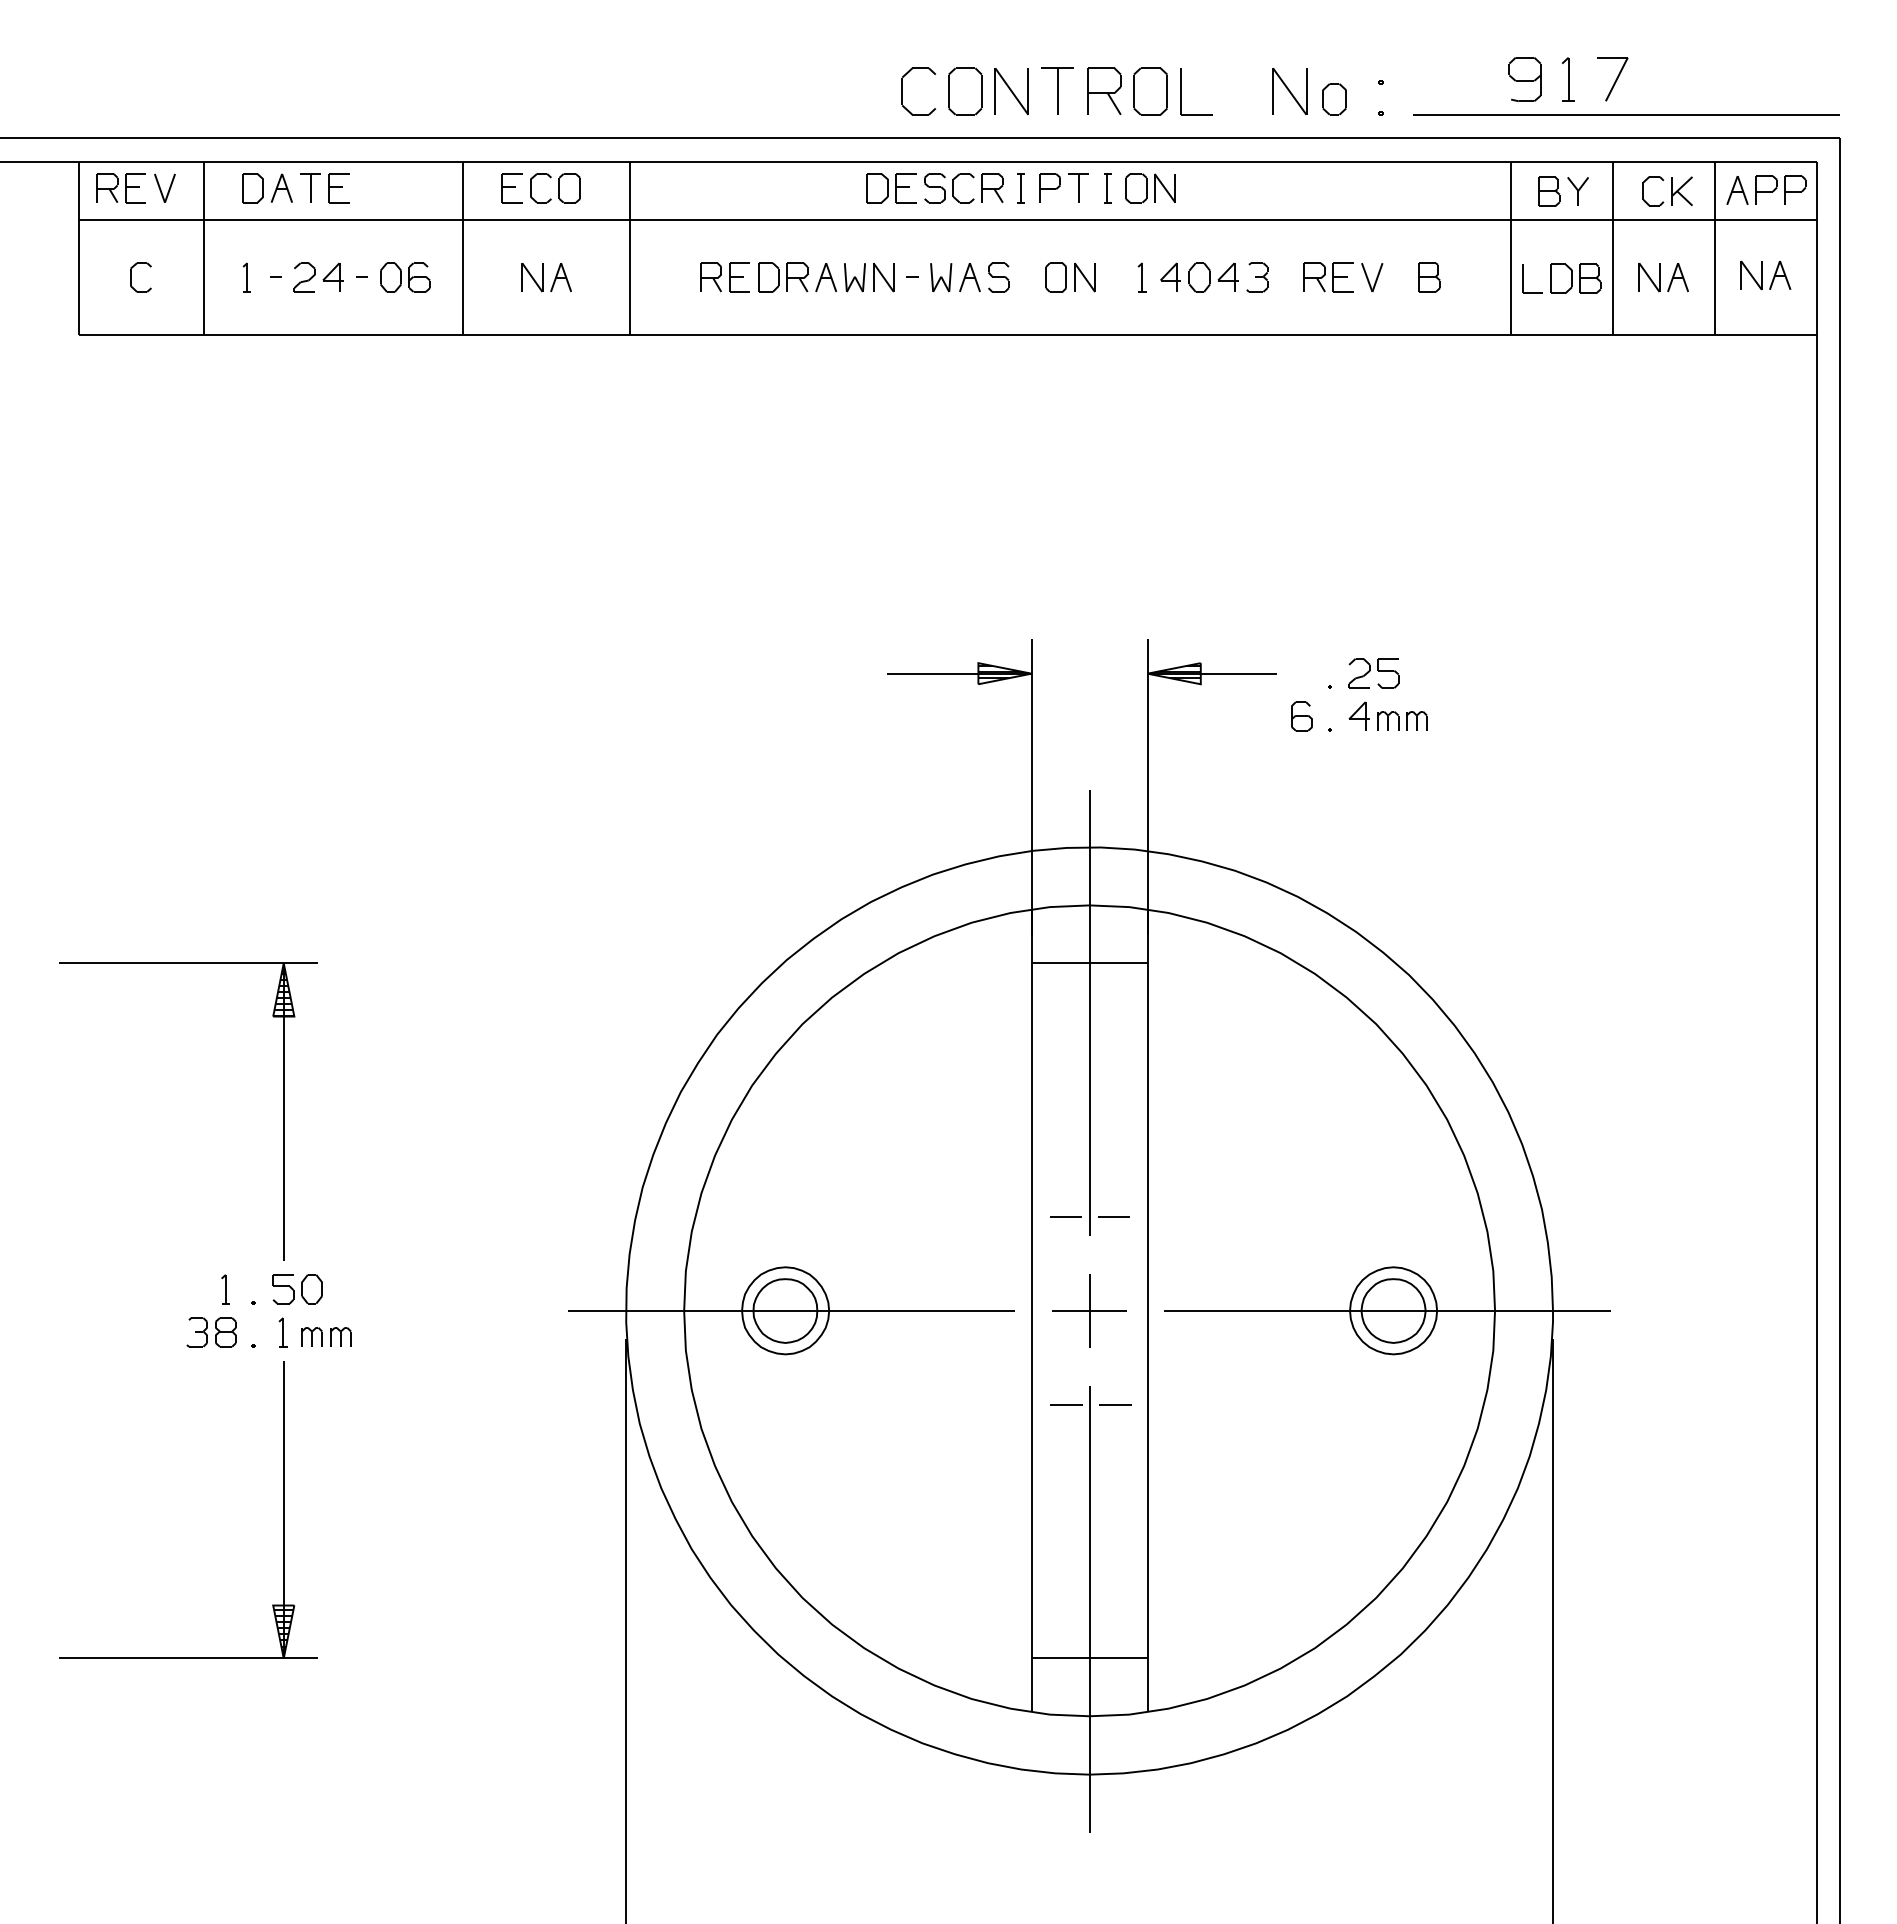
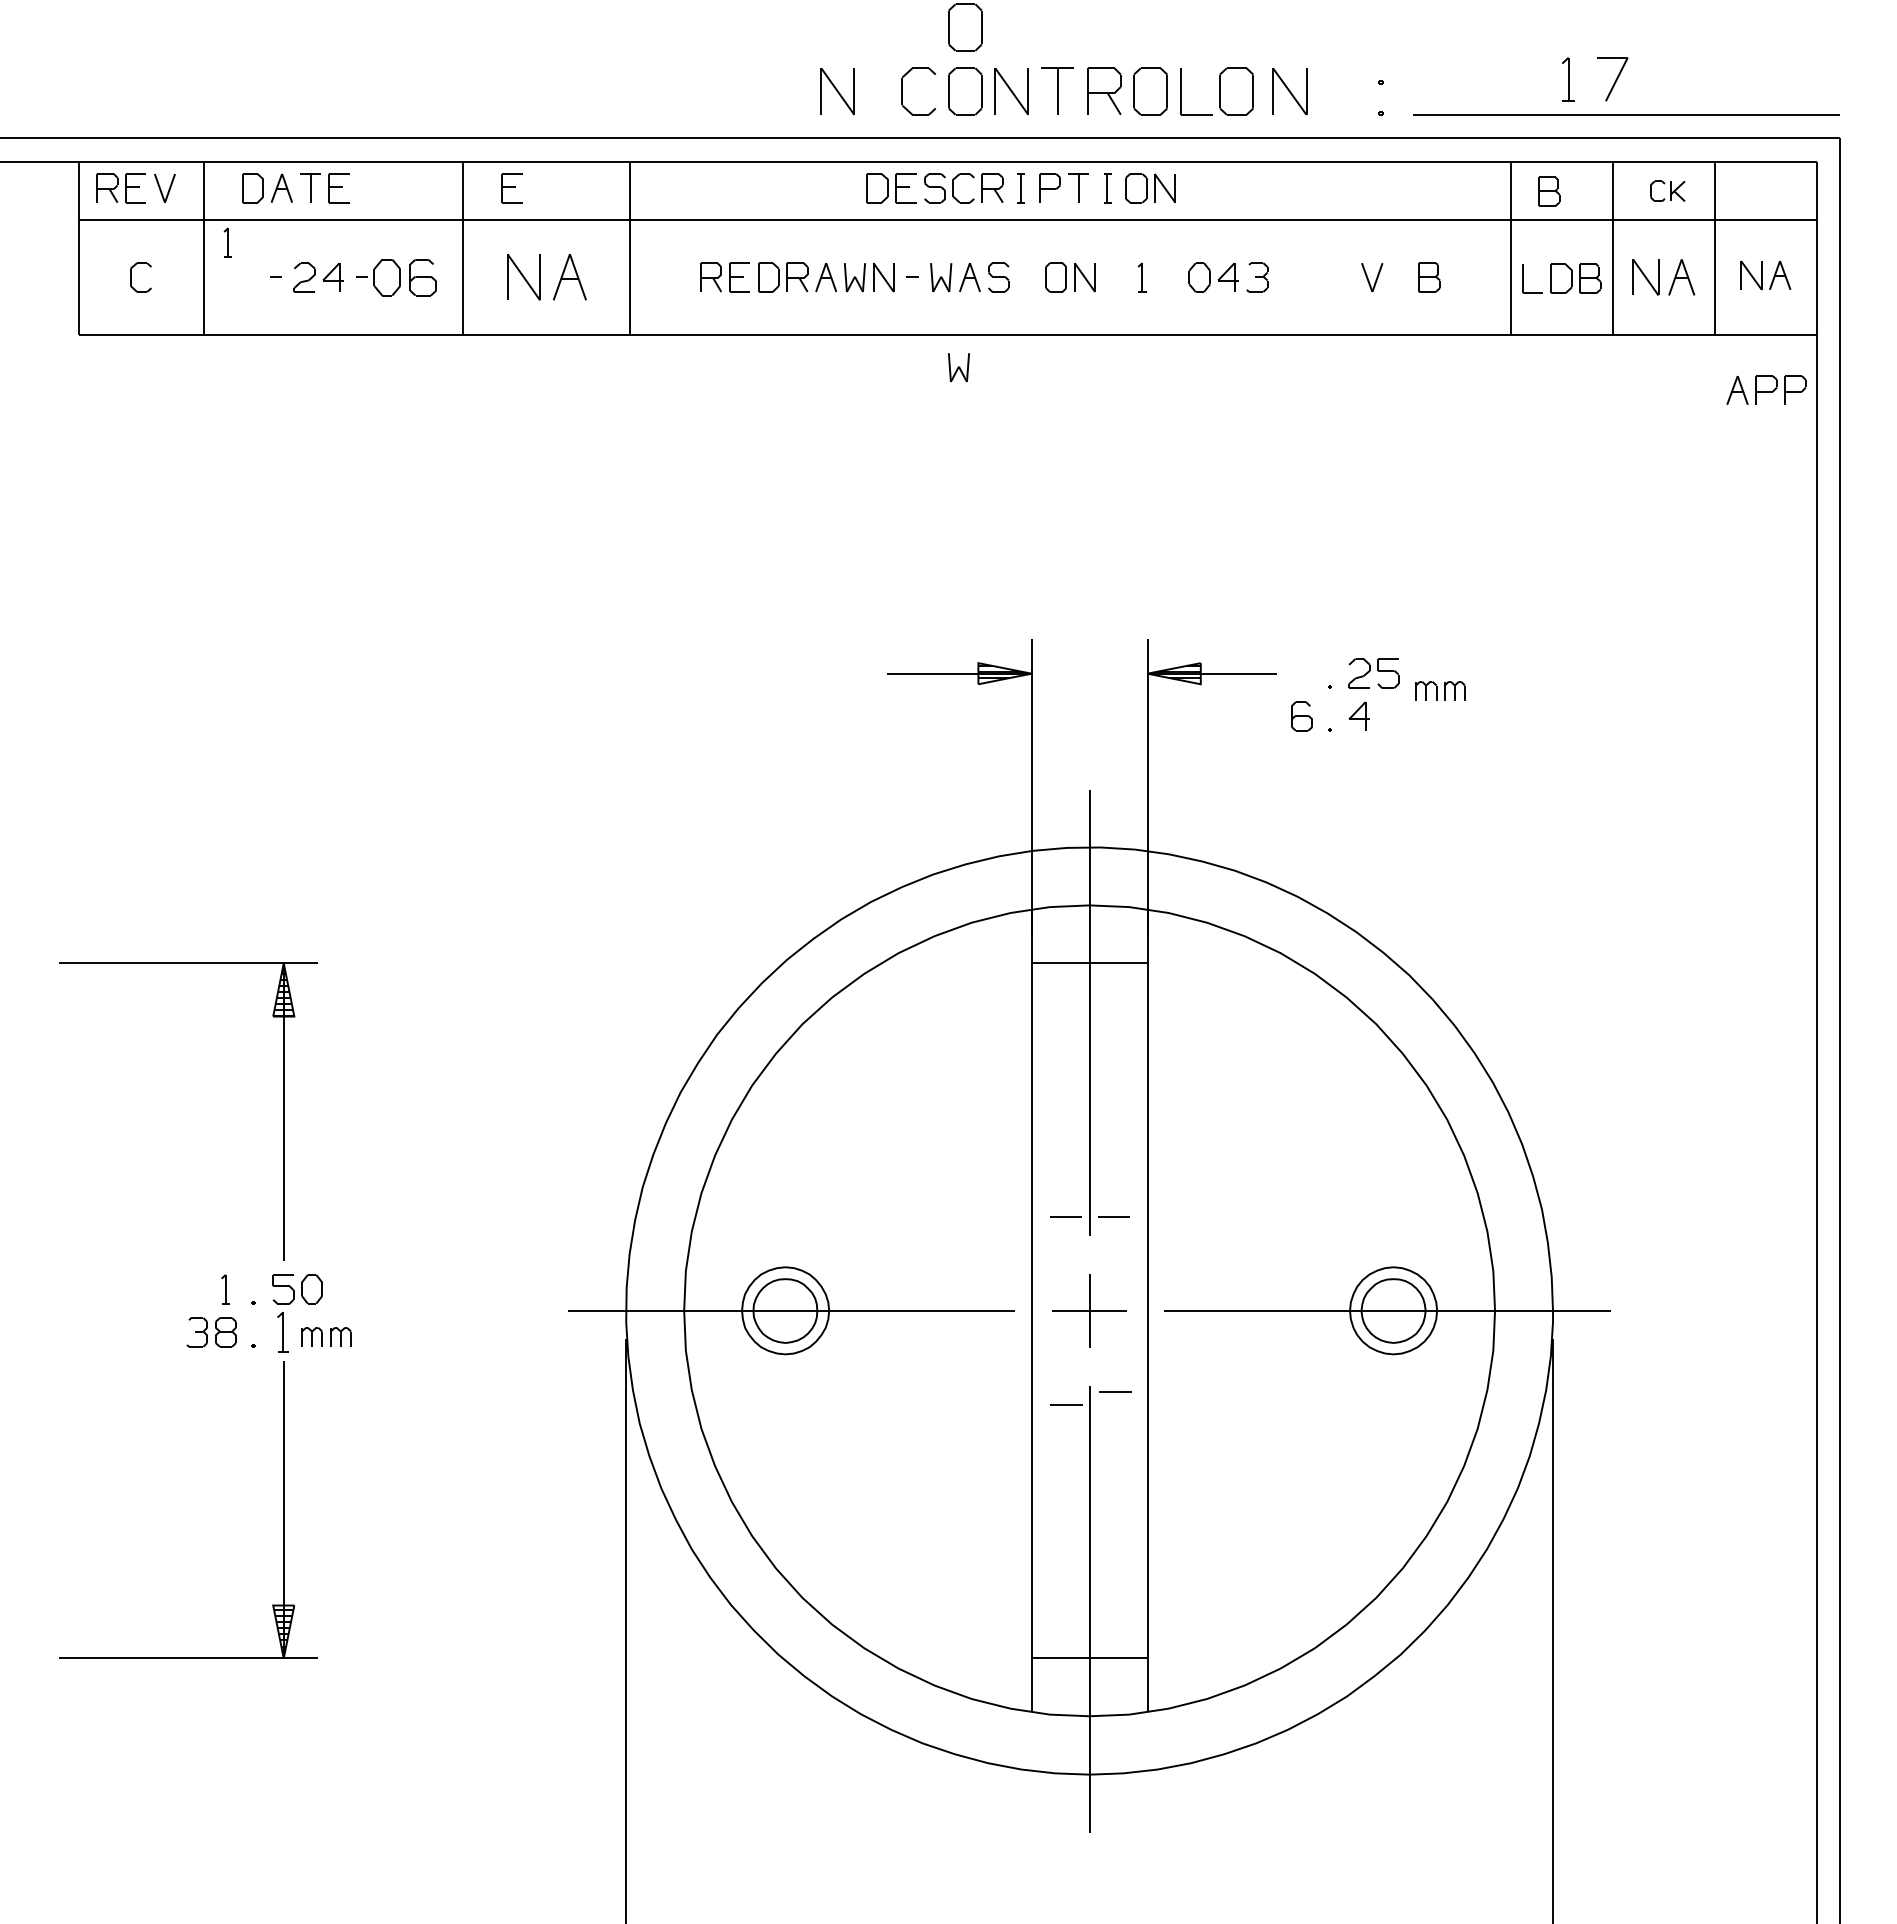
part: none -> present (965, 27)
part: present -> none (1524, 79)
part: none -> present (837, 91)
part: none -> present (1236, 91)
part: present -> none (1334, 99)
part: present -> none (555, 188)
part position: (1766, 189) -> (1766, 389) (1766, 389)
part: present -> none (1577, 191)
part size: 51x31 px -> 36x22 px (1667, 190)
part: present -> none (1170, 276)
part position: (246, 277) -> (227, 242) (227, 242)
part size: 51x31 px -> 64x38 px (404, 277)
part size: 51x30 px -> 80x47 px (546, 277)
part: present -> none (1328, 277)
part size: 51x30 px -> 64x37 px (1663, 277)
part: none -> present (958, 367)
part position: (1402, 720) -> (1440, 690) (1440, 690)
part size: 10x31 px -> 12x42 px (282, 1331)
line position: (1115, 1404) -> (1115, 1391) (1115, 1391)
